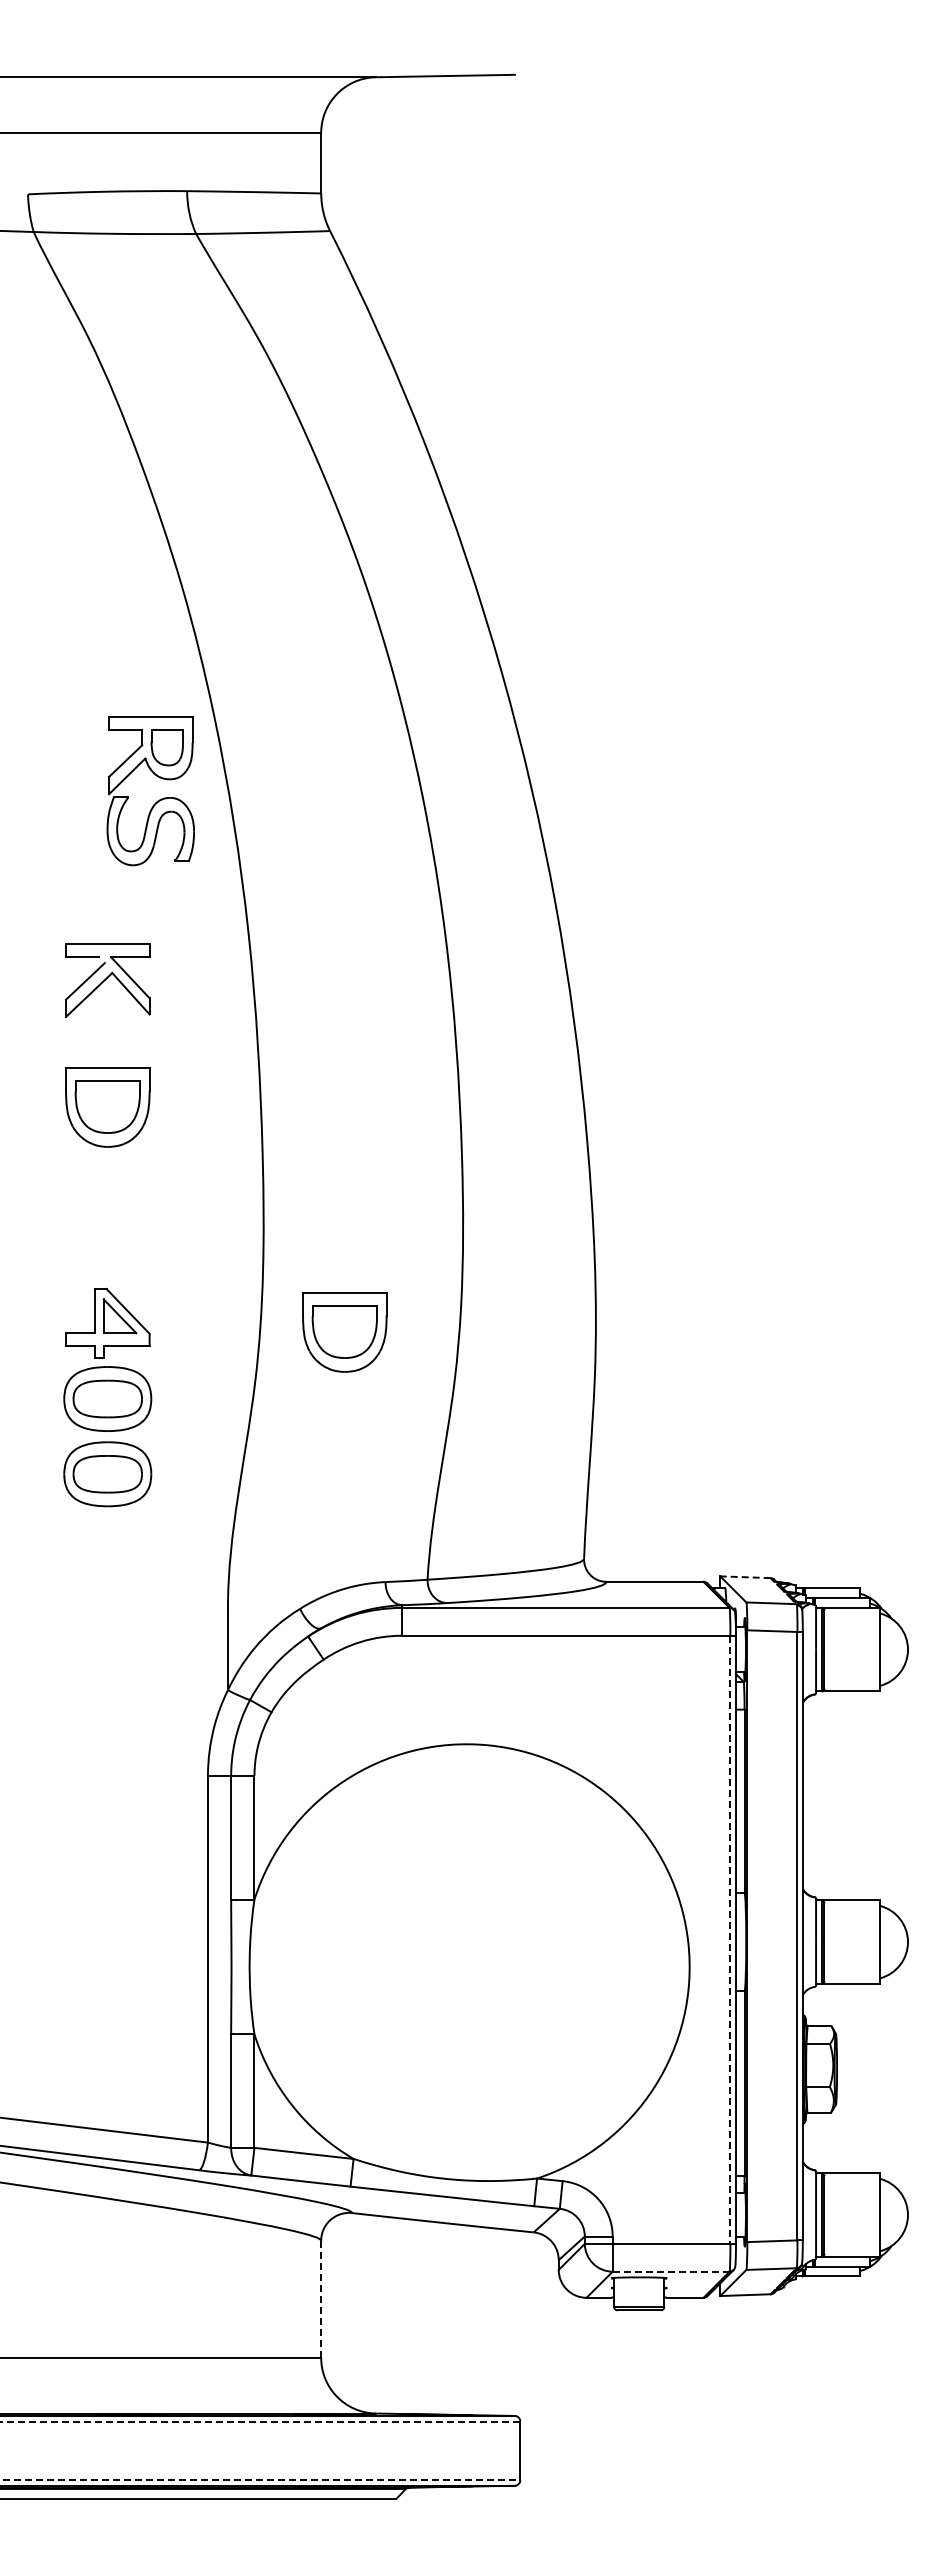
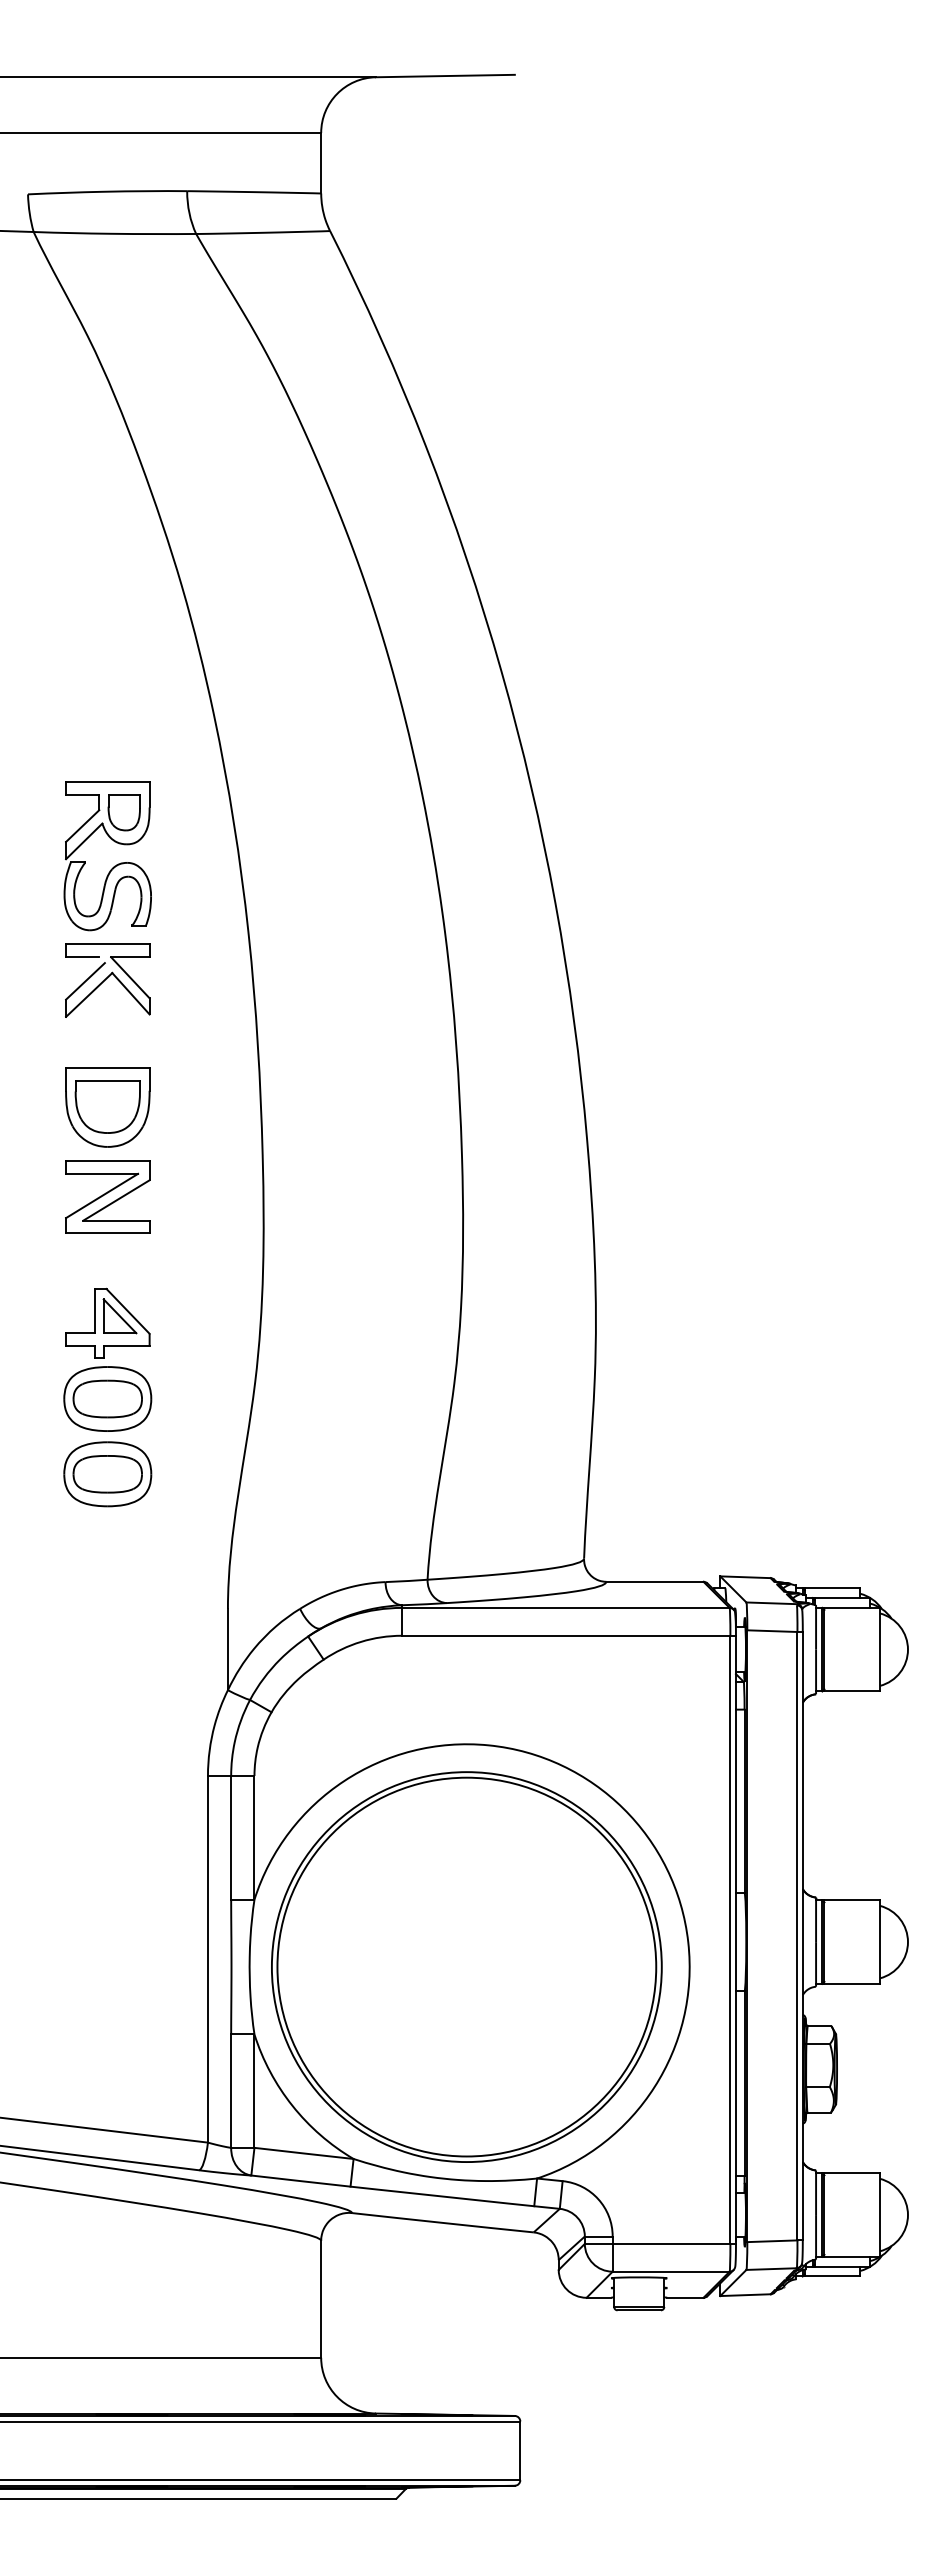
part position: (157, 800) -> (114, 865) (114, 865)
part: none -> present (107, 1196)
part: present -> none (344, 1332)
line: dashed -> solid (744, 1577)
line: dashed -> solid (730, 1940)
part: none -> present (466, 1966)
line: dashed -> solid (671, 2271)
line: dashed -> solid (321, 2299)
line: dashed -> solid (260, 2421)
line: dashed -> solid (260, 2480)
